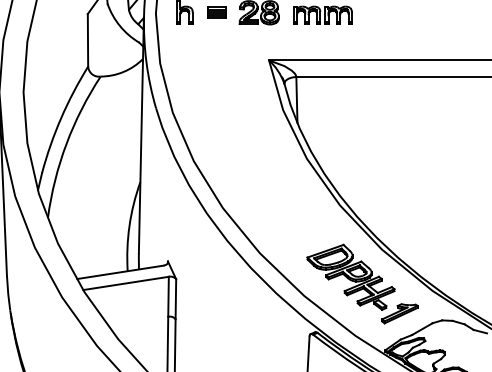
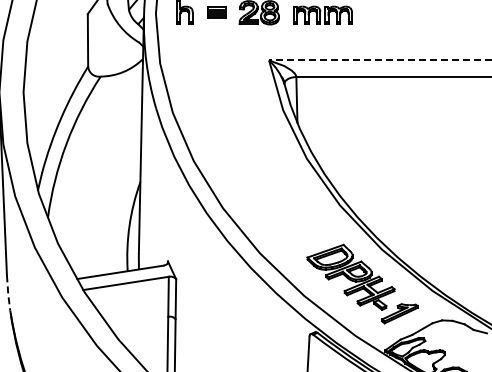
line: solid -> dashed (380, 60)
line: solid -> dashed (8, 294)
